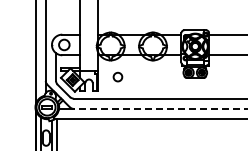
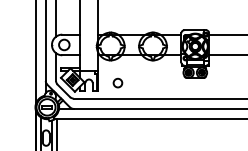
line: none -> present (56, 19)
circle position: (117, 76) -> (117, 82) (117, 82)
line: dashed -> solid (160, 108)
